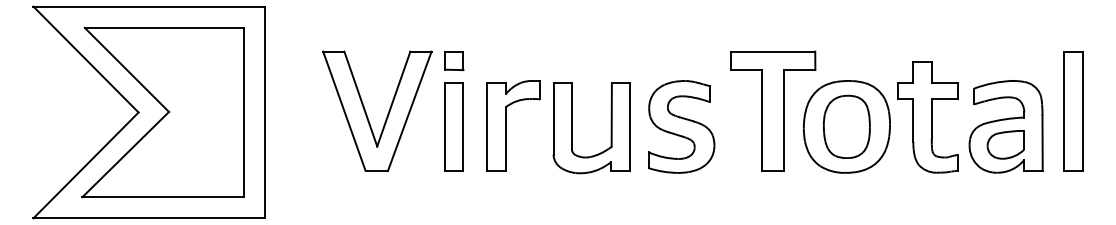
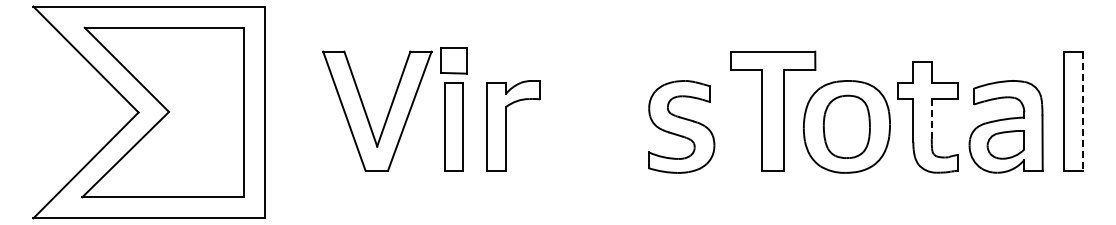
part size: 21x21 px -> 28x28 px (453, 60)
line: solid -> dashed (1082, 111)
line: solid -> dashed (931, 119)
part: present -> none (572, 128)
